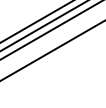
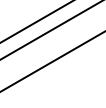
line: present -> none (43, 26)
line position: (52, 50) -> (52, 61) (52, 61)
